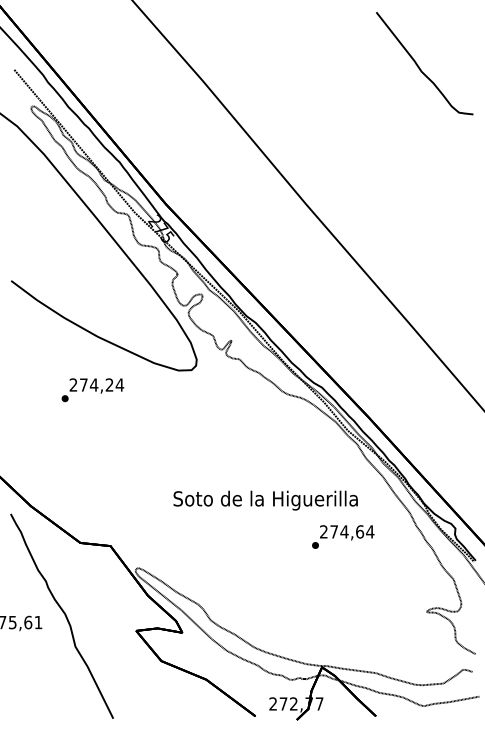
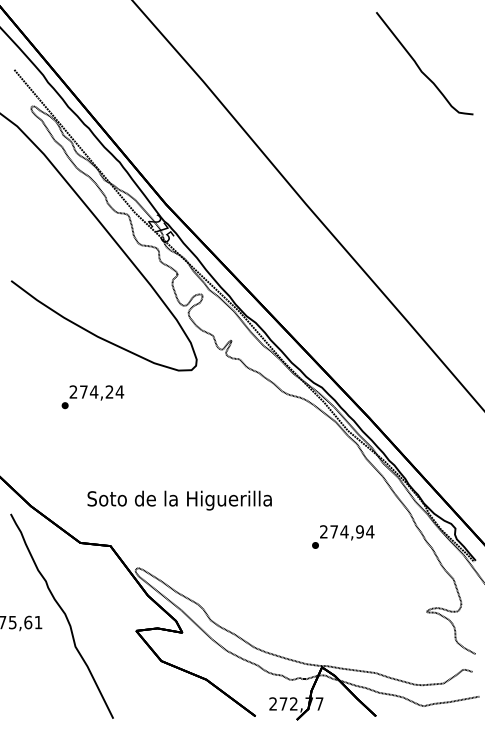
text position: (92, 390) -> (92, 397) (92, 397)
text position: (265, 500) -> (179, 500) (179, 500)
text: 274,64 -> 274,94 (360, 531)
